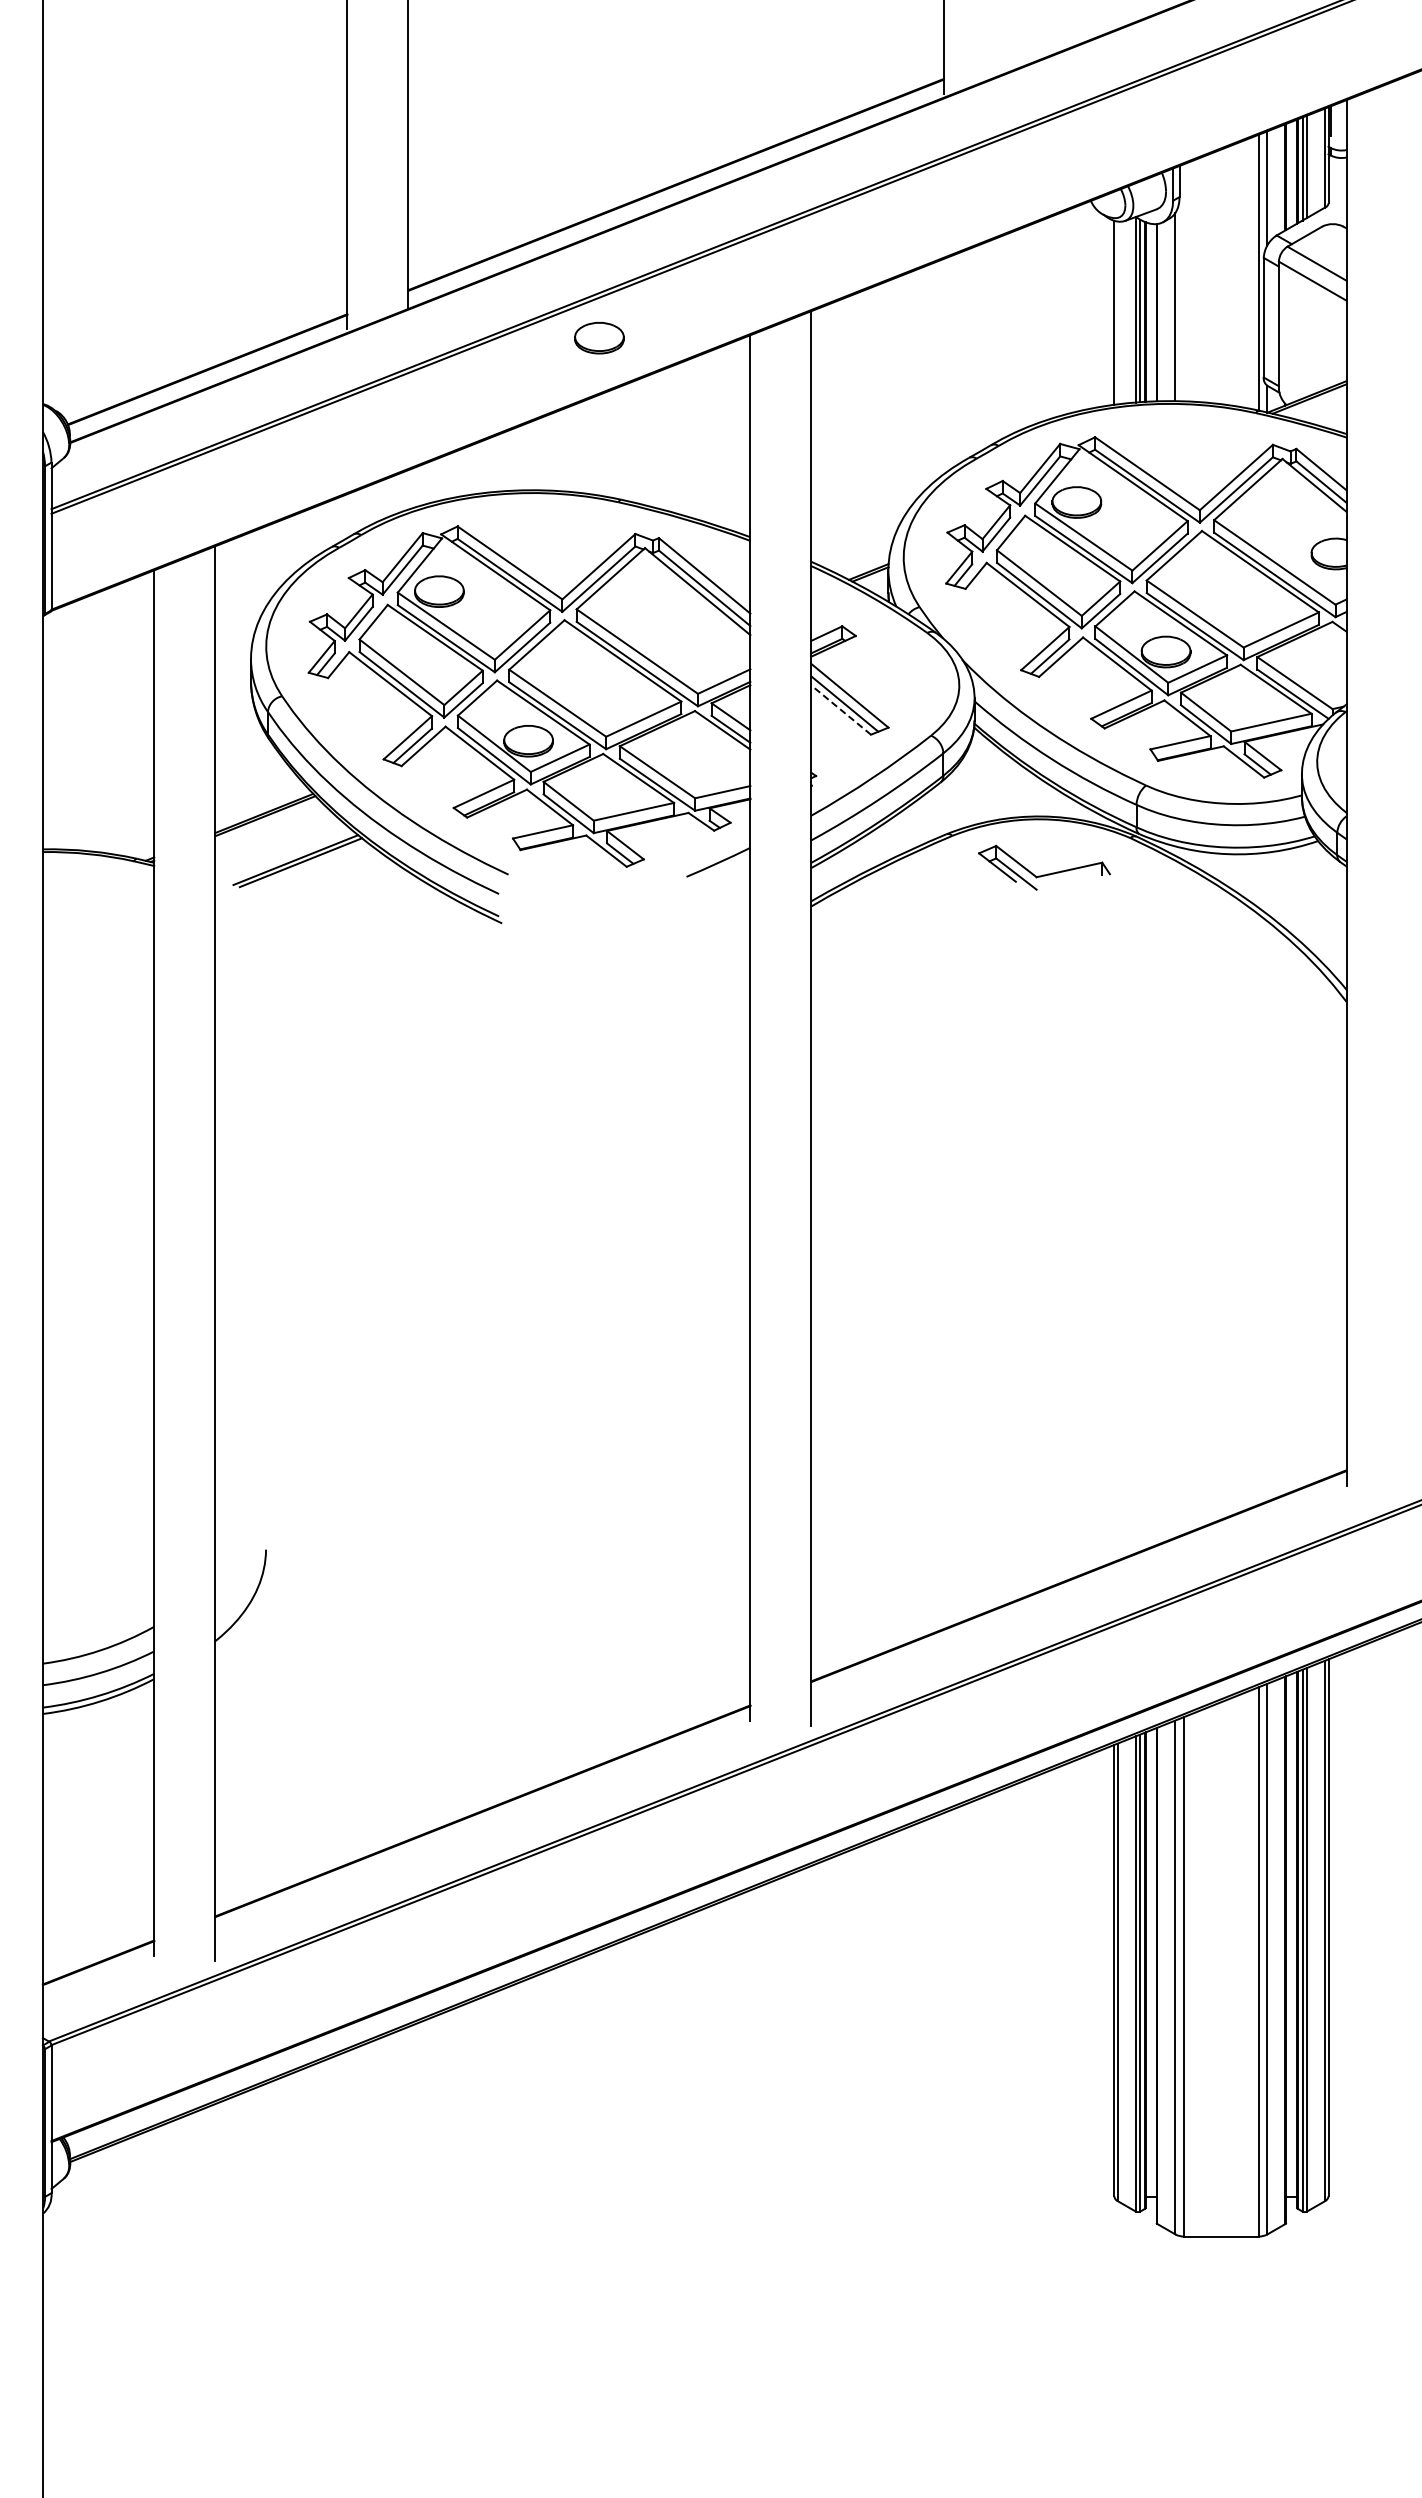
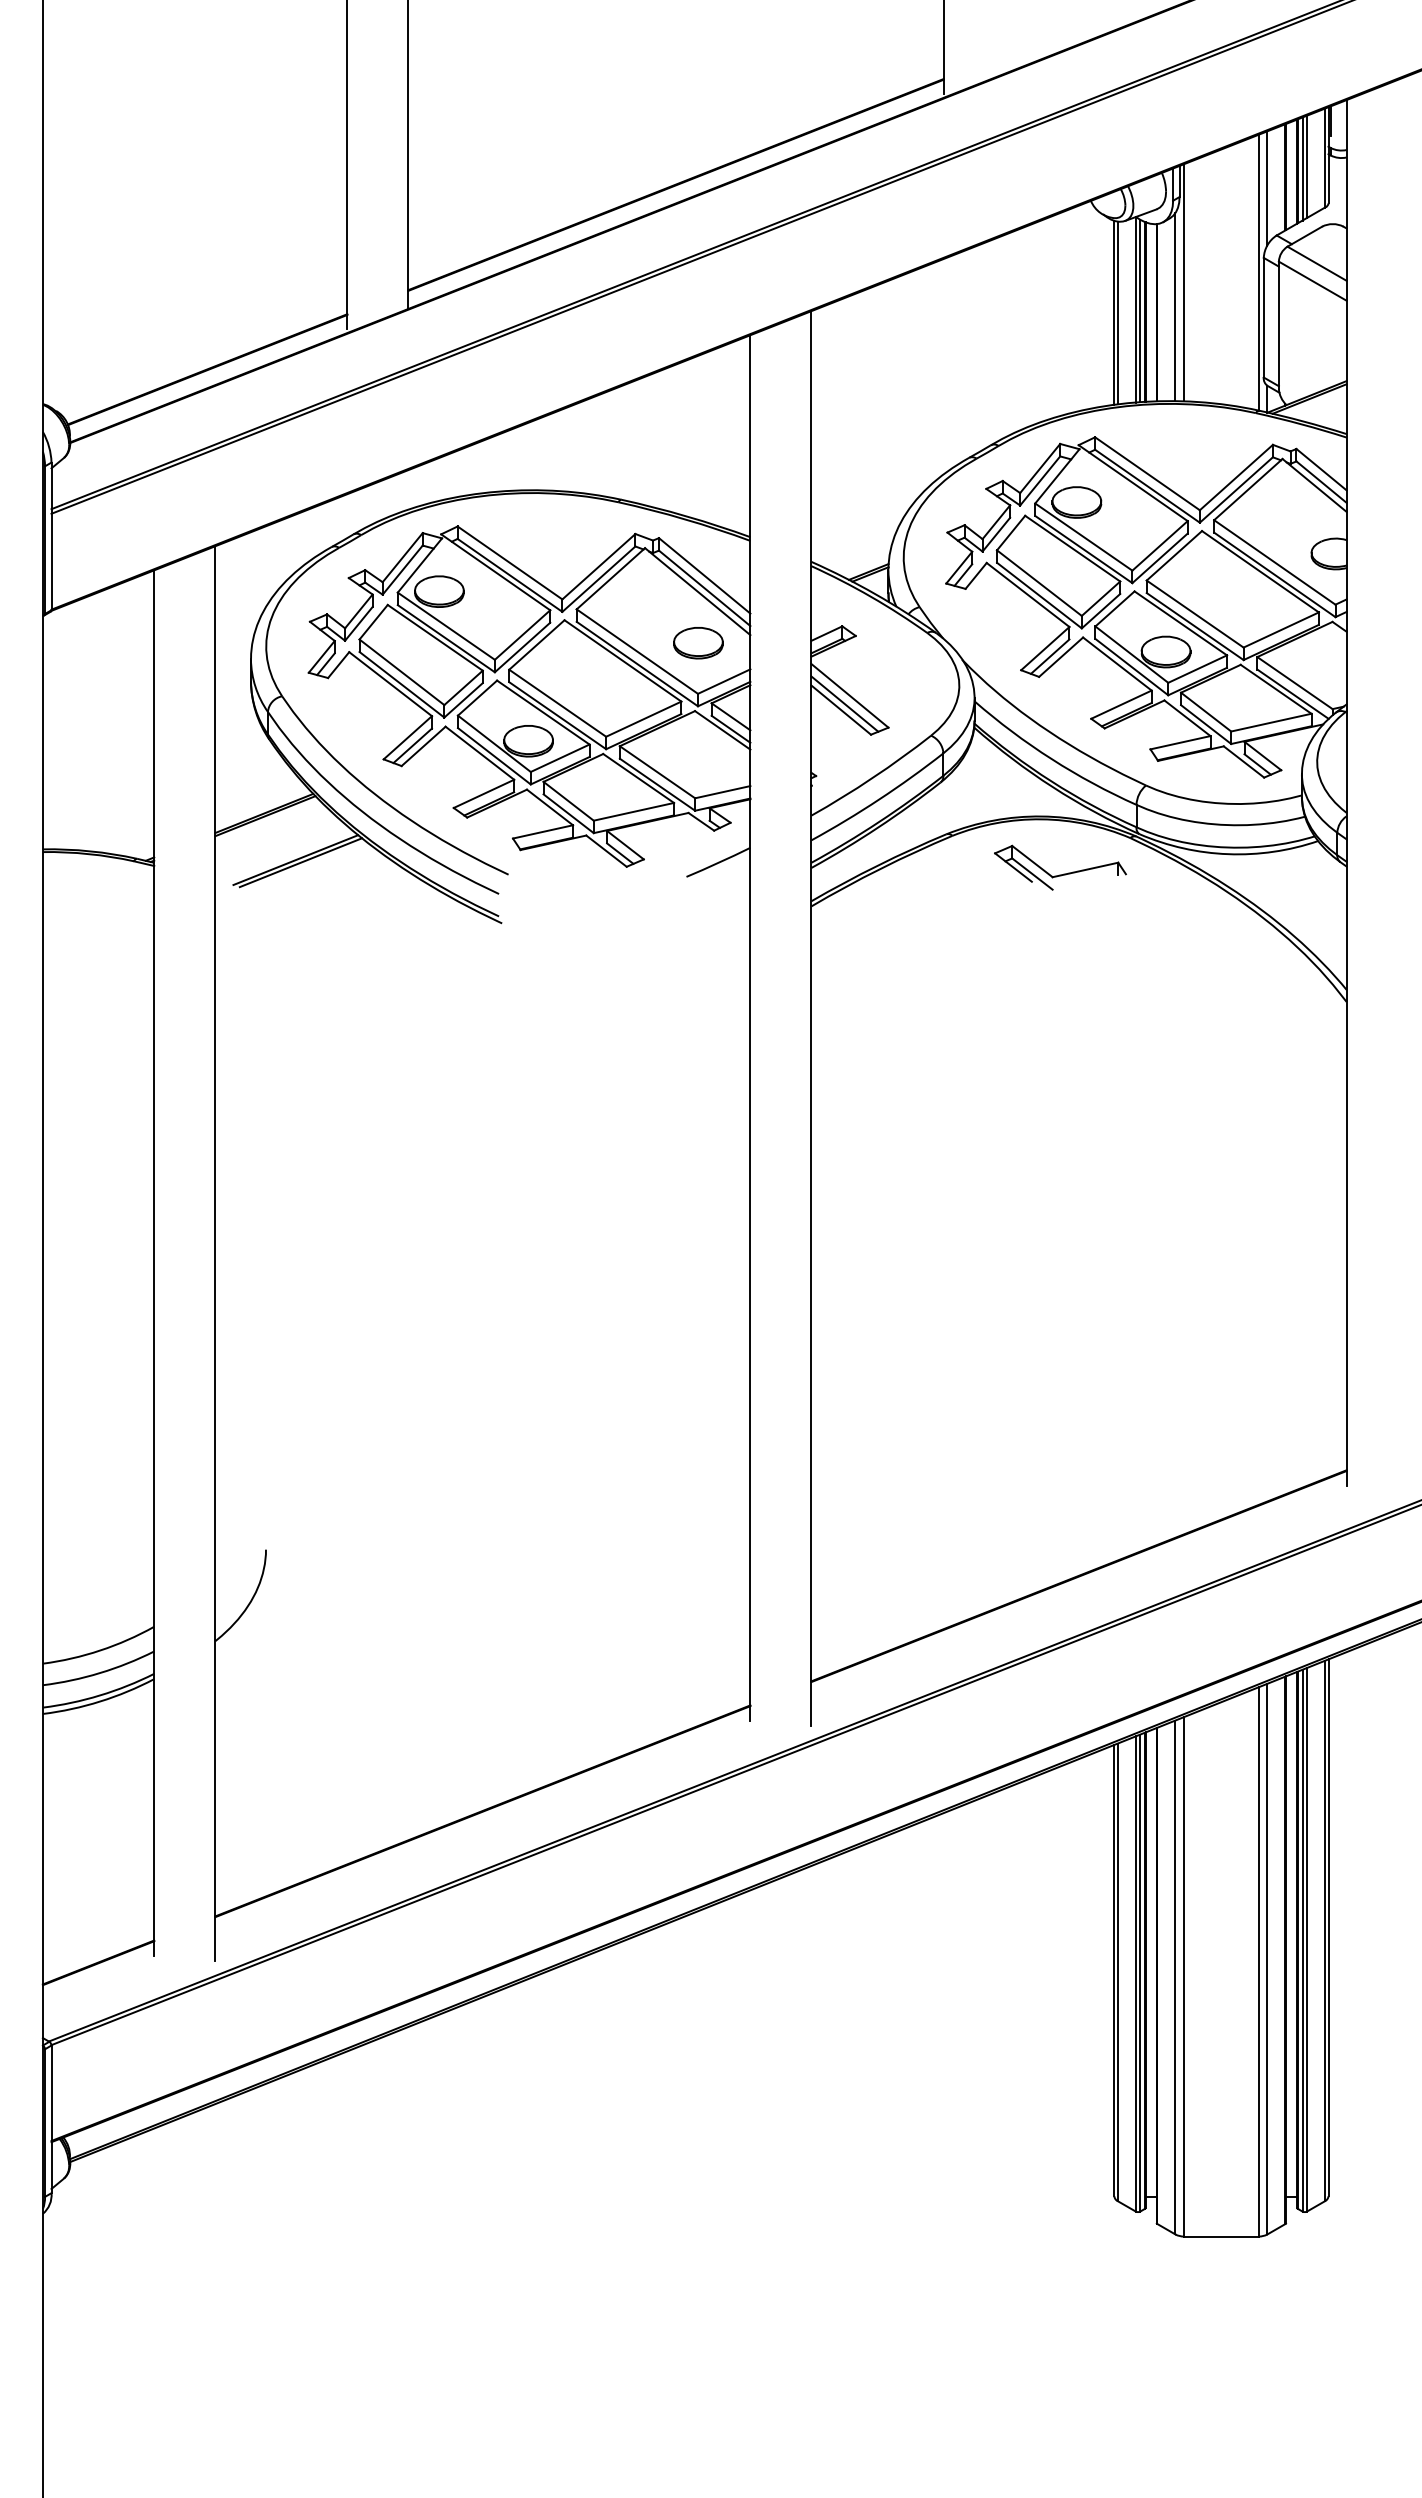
line: none -> present (1184, 282)
line: none -> present (1117, 312)
part position: (599, 338) -> (698, 643) (698, 643)
line: dashed -> solid (841, 710)
part position: (1047, 873) -> (1063, 873) (1063, 873)
